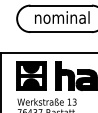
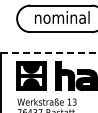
line: solid -> dashed (49, 52)
